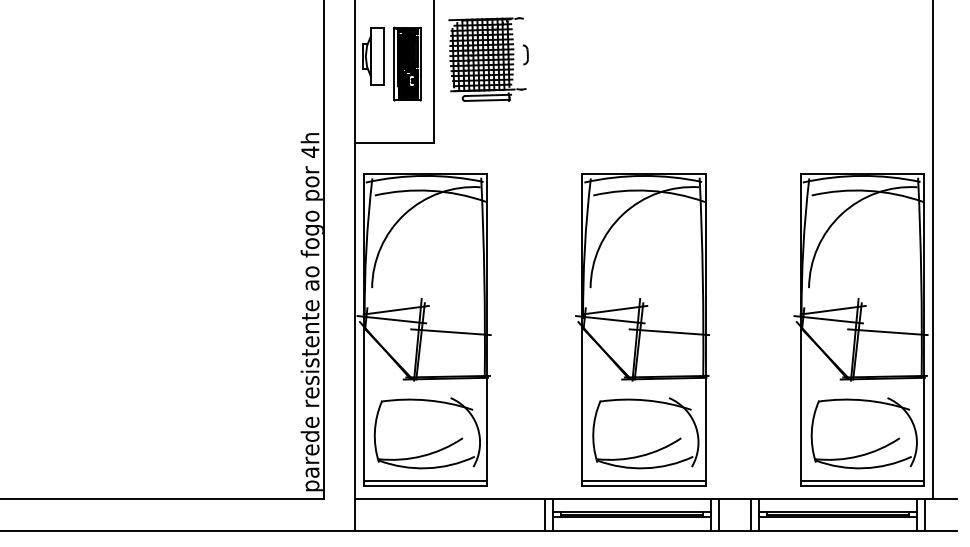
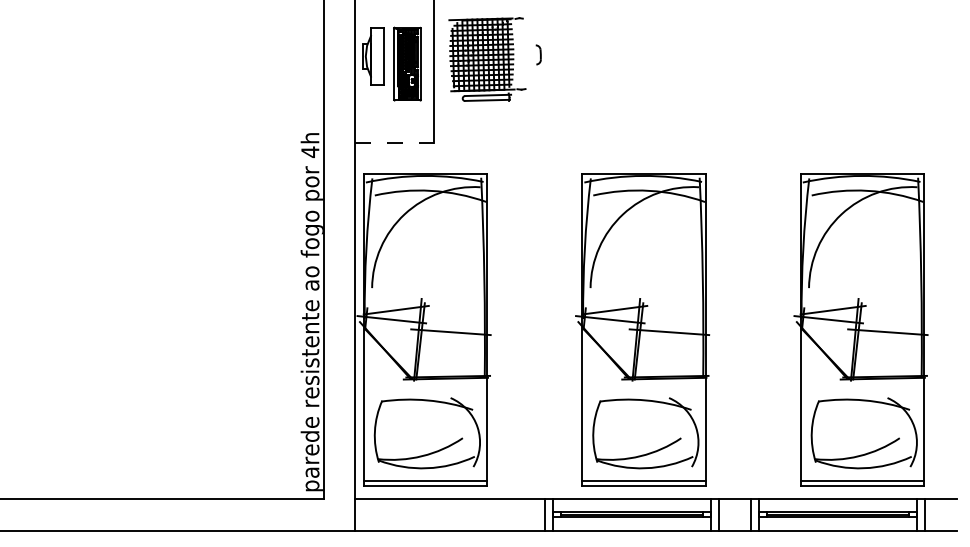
part position: (525, 54) -> (538, 54) (538, 54)
line: solid -> dashed (394, 142)
line: present -> none (932, 250)
